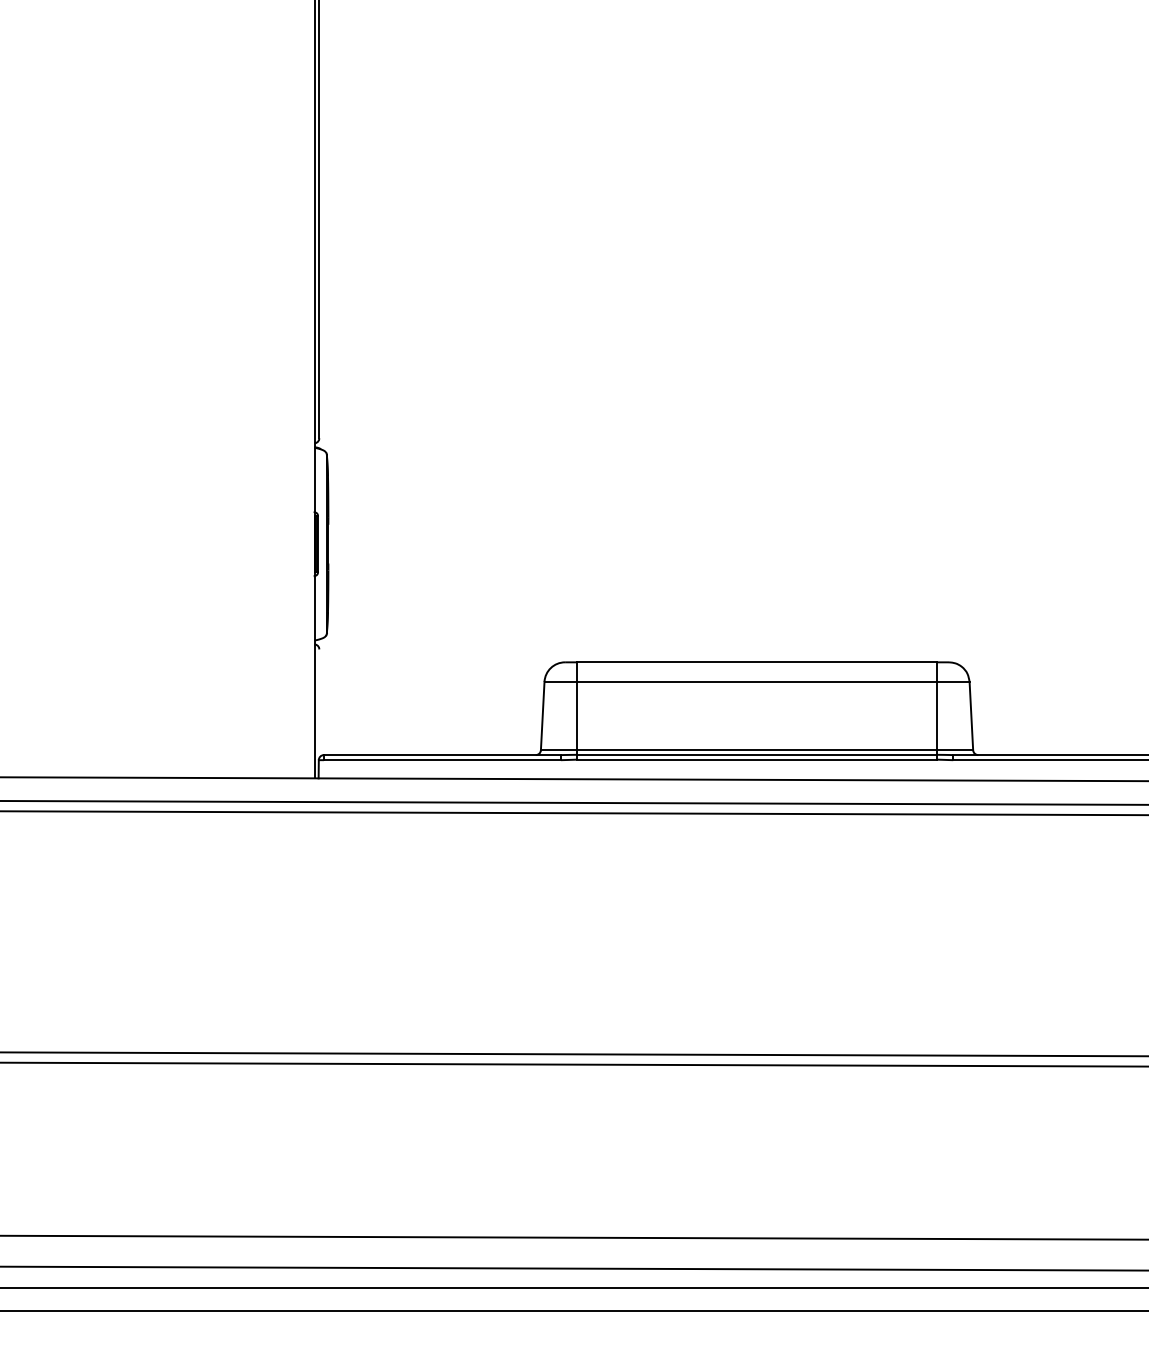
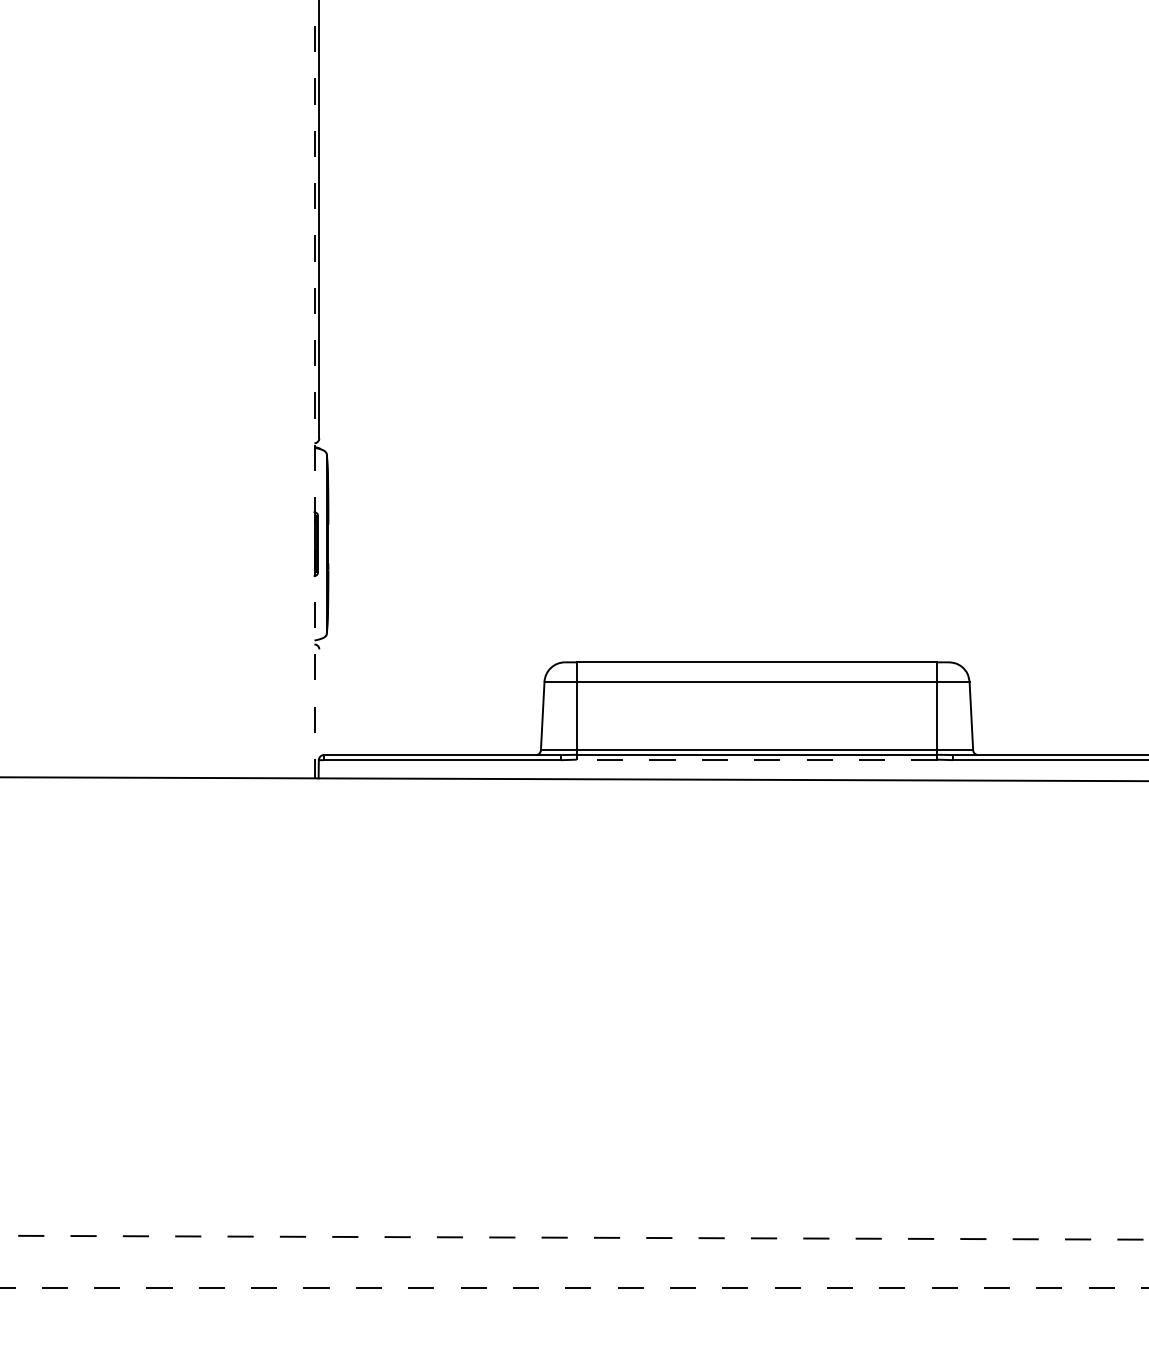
line: solid -> dashed (314, 389)
line: solid -> dashed (756, 759)
line: present -> none (573, 802)
line: present -> none (573, 813)
line: present -> none (573, 1054)
line: present -> none (573, 1064)
line: solid -> dashed (574, 1237)
line: present -> none (573, 1268)
line: solid -> dashed (574, 1287)
line: present -> none (573, 1311)
